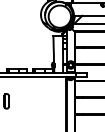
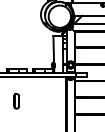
part position: (6, 101) -> (16, 101) (16, 101)
